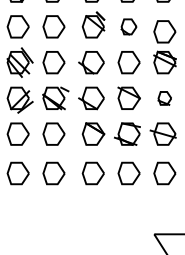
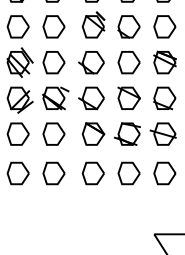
part size: 18x18 px -> 24x24 px (128, 26)
part position: (164, 31) -> (164, 26) (164, 26)
part size: 15x15 px -> 24x25 px (164, 98)
